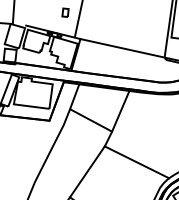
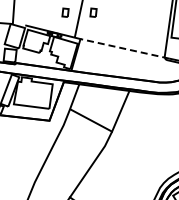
part: none -> present (93, 12)
line: solid -> dashed (124, 48)
line: present -> none (136, 162)
